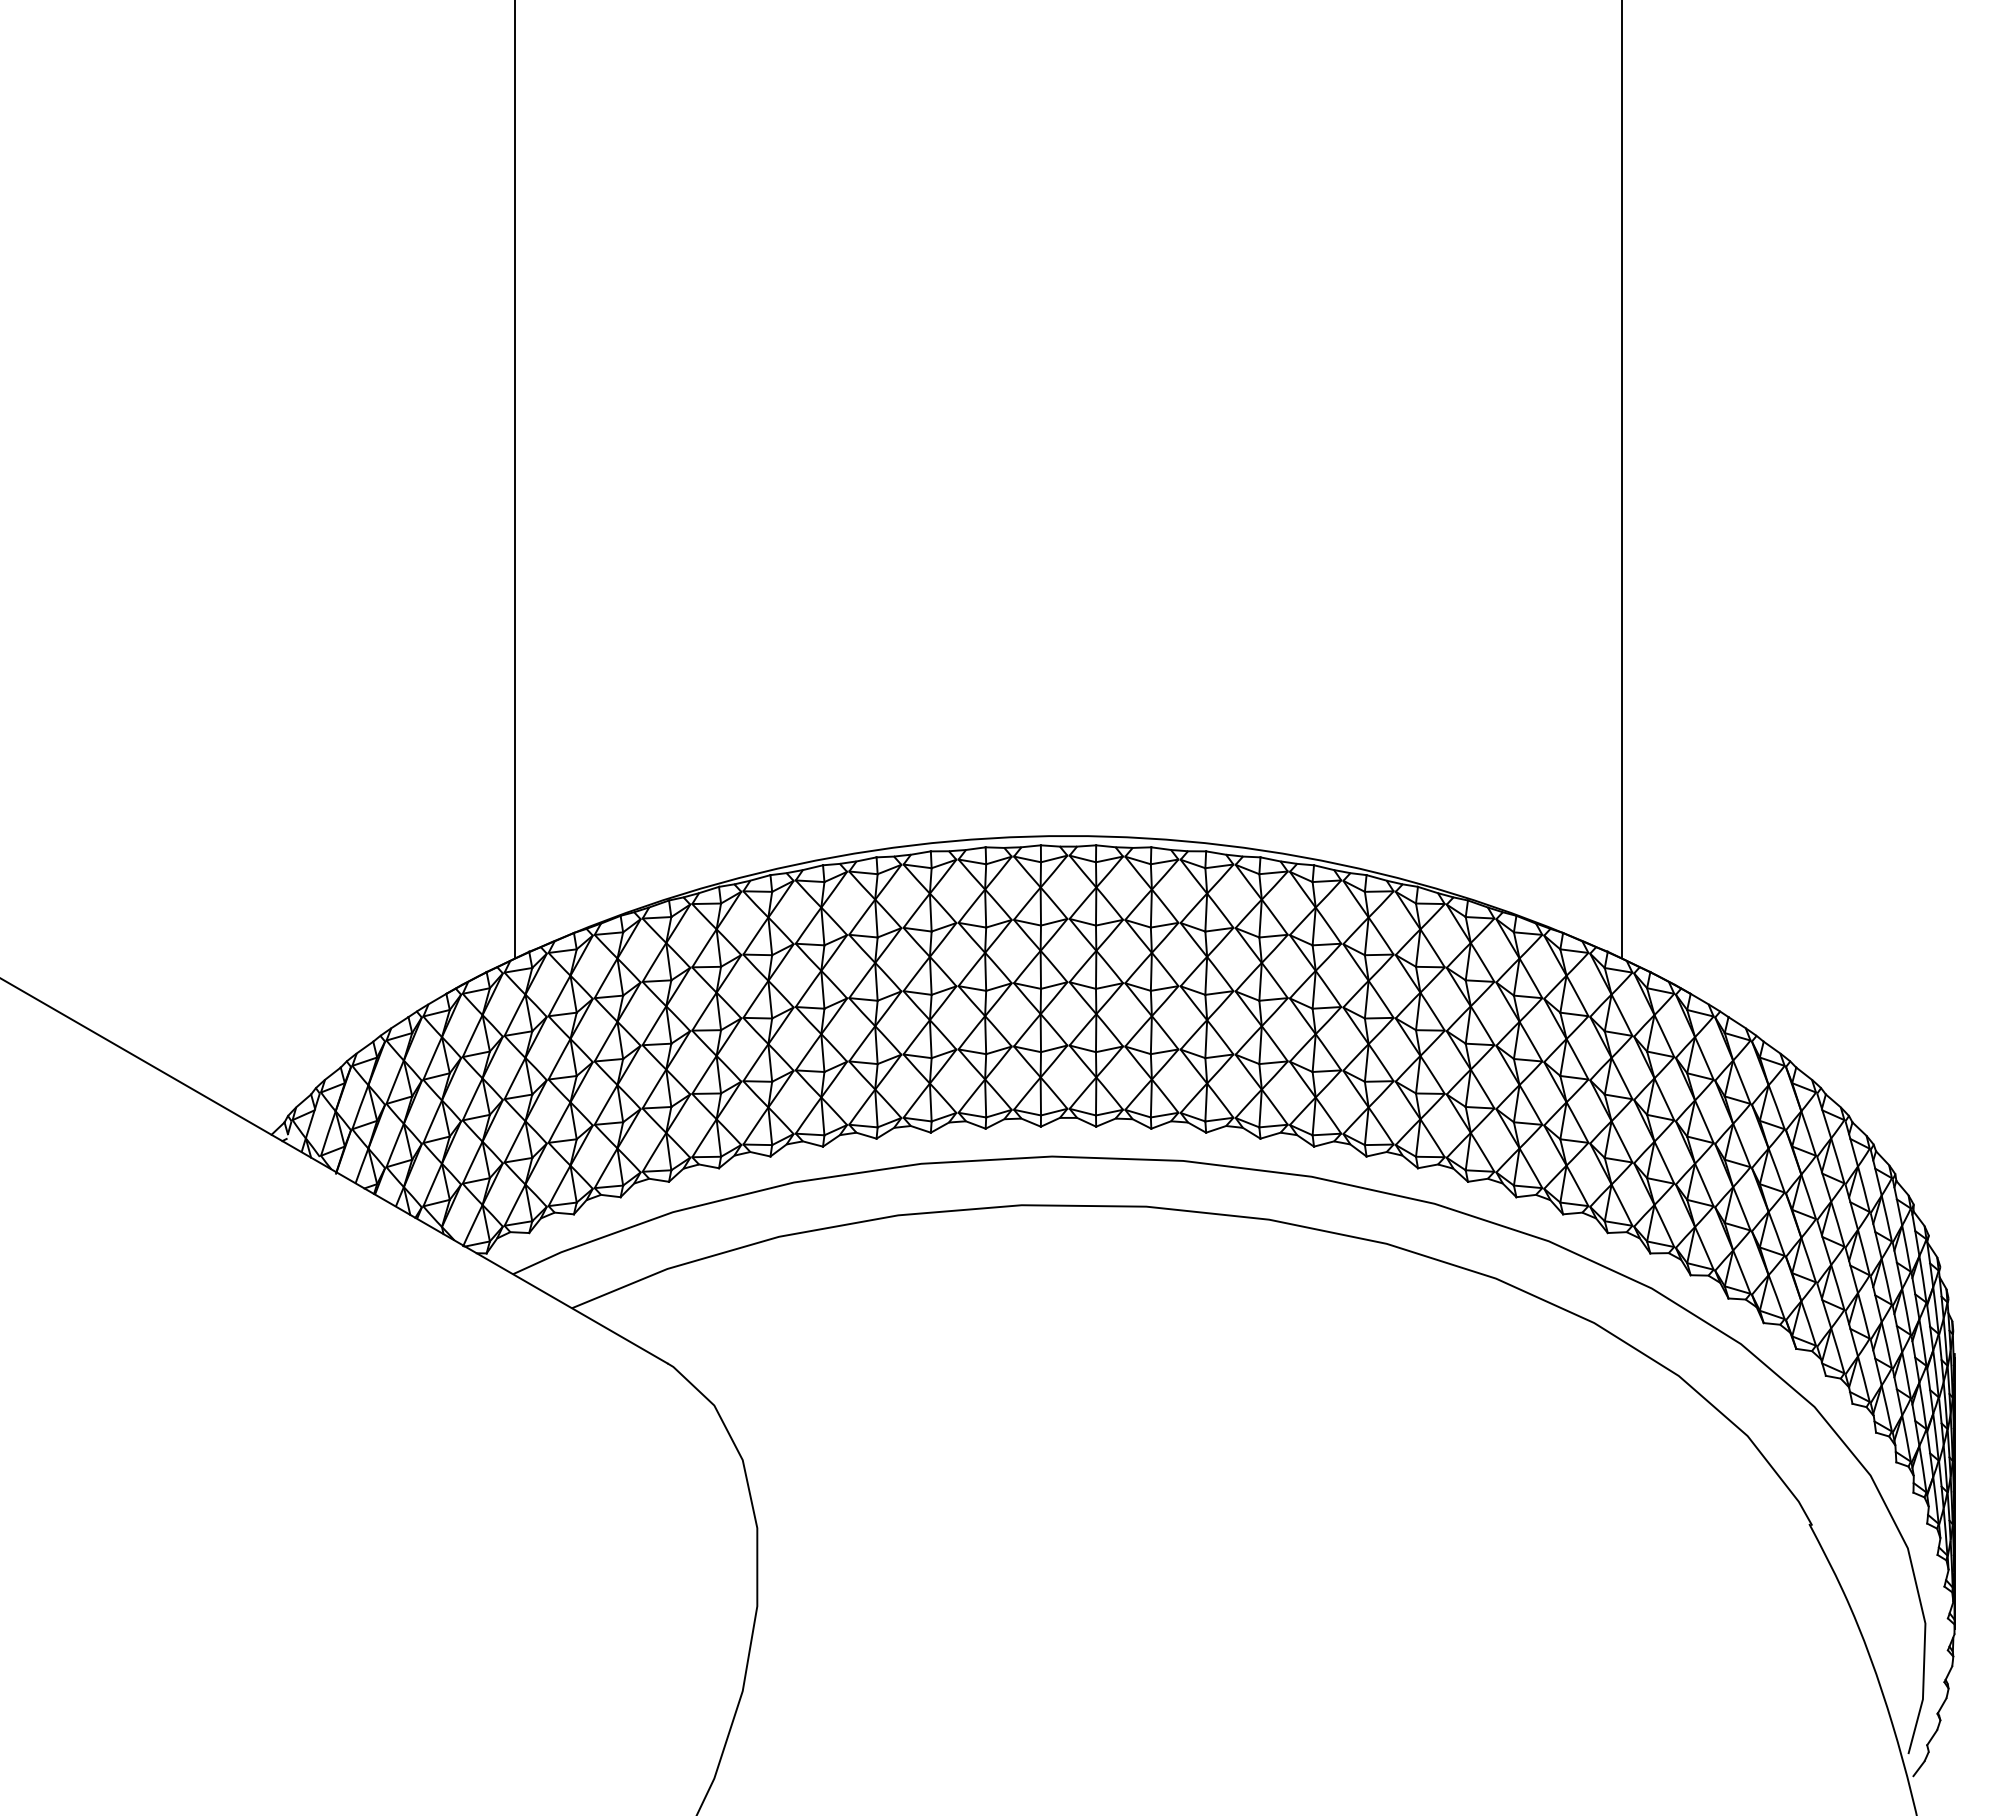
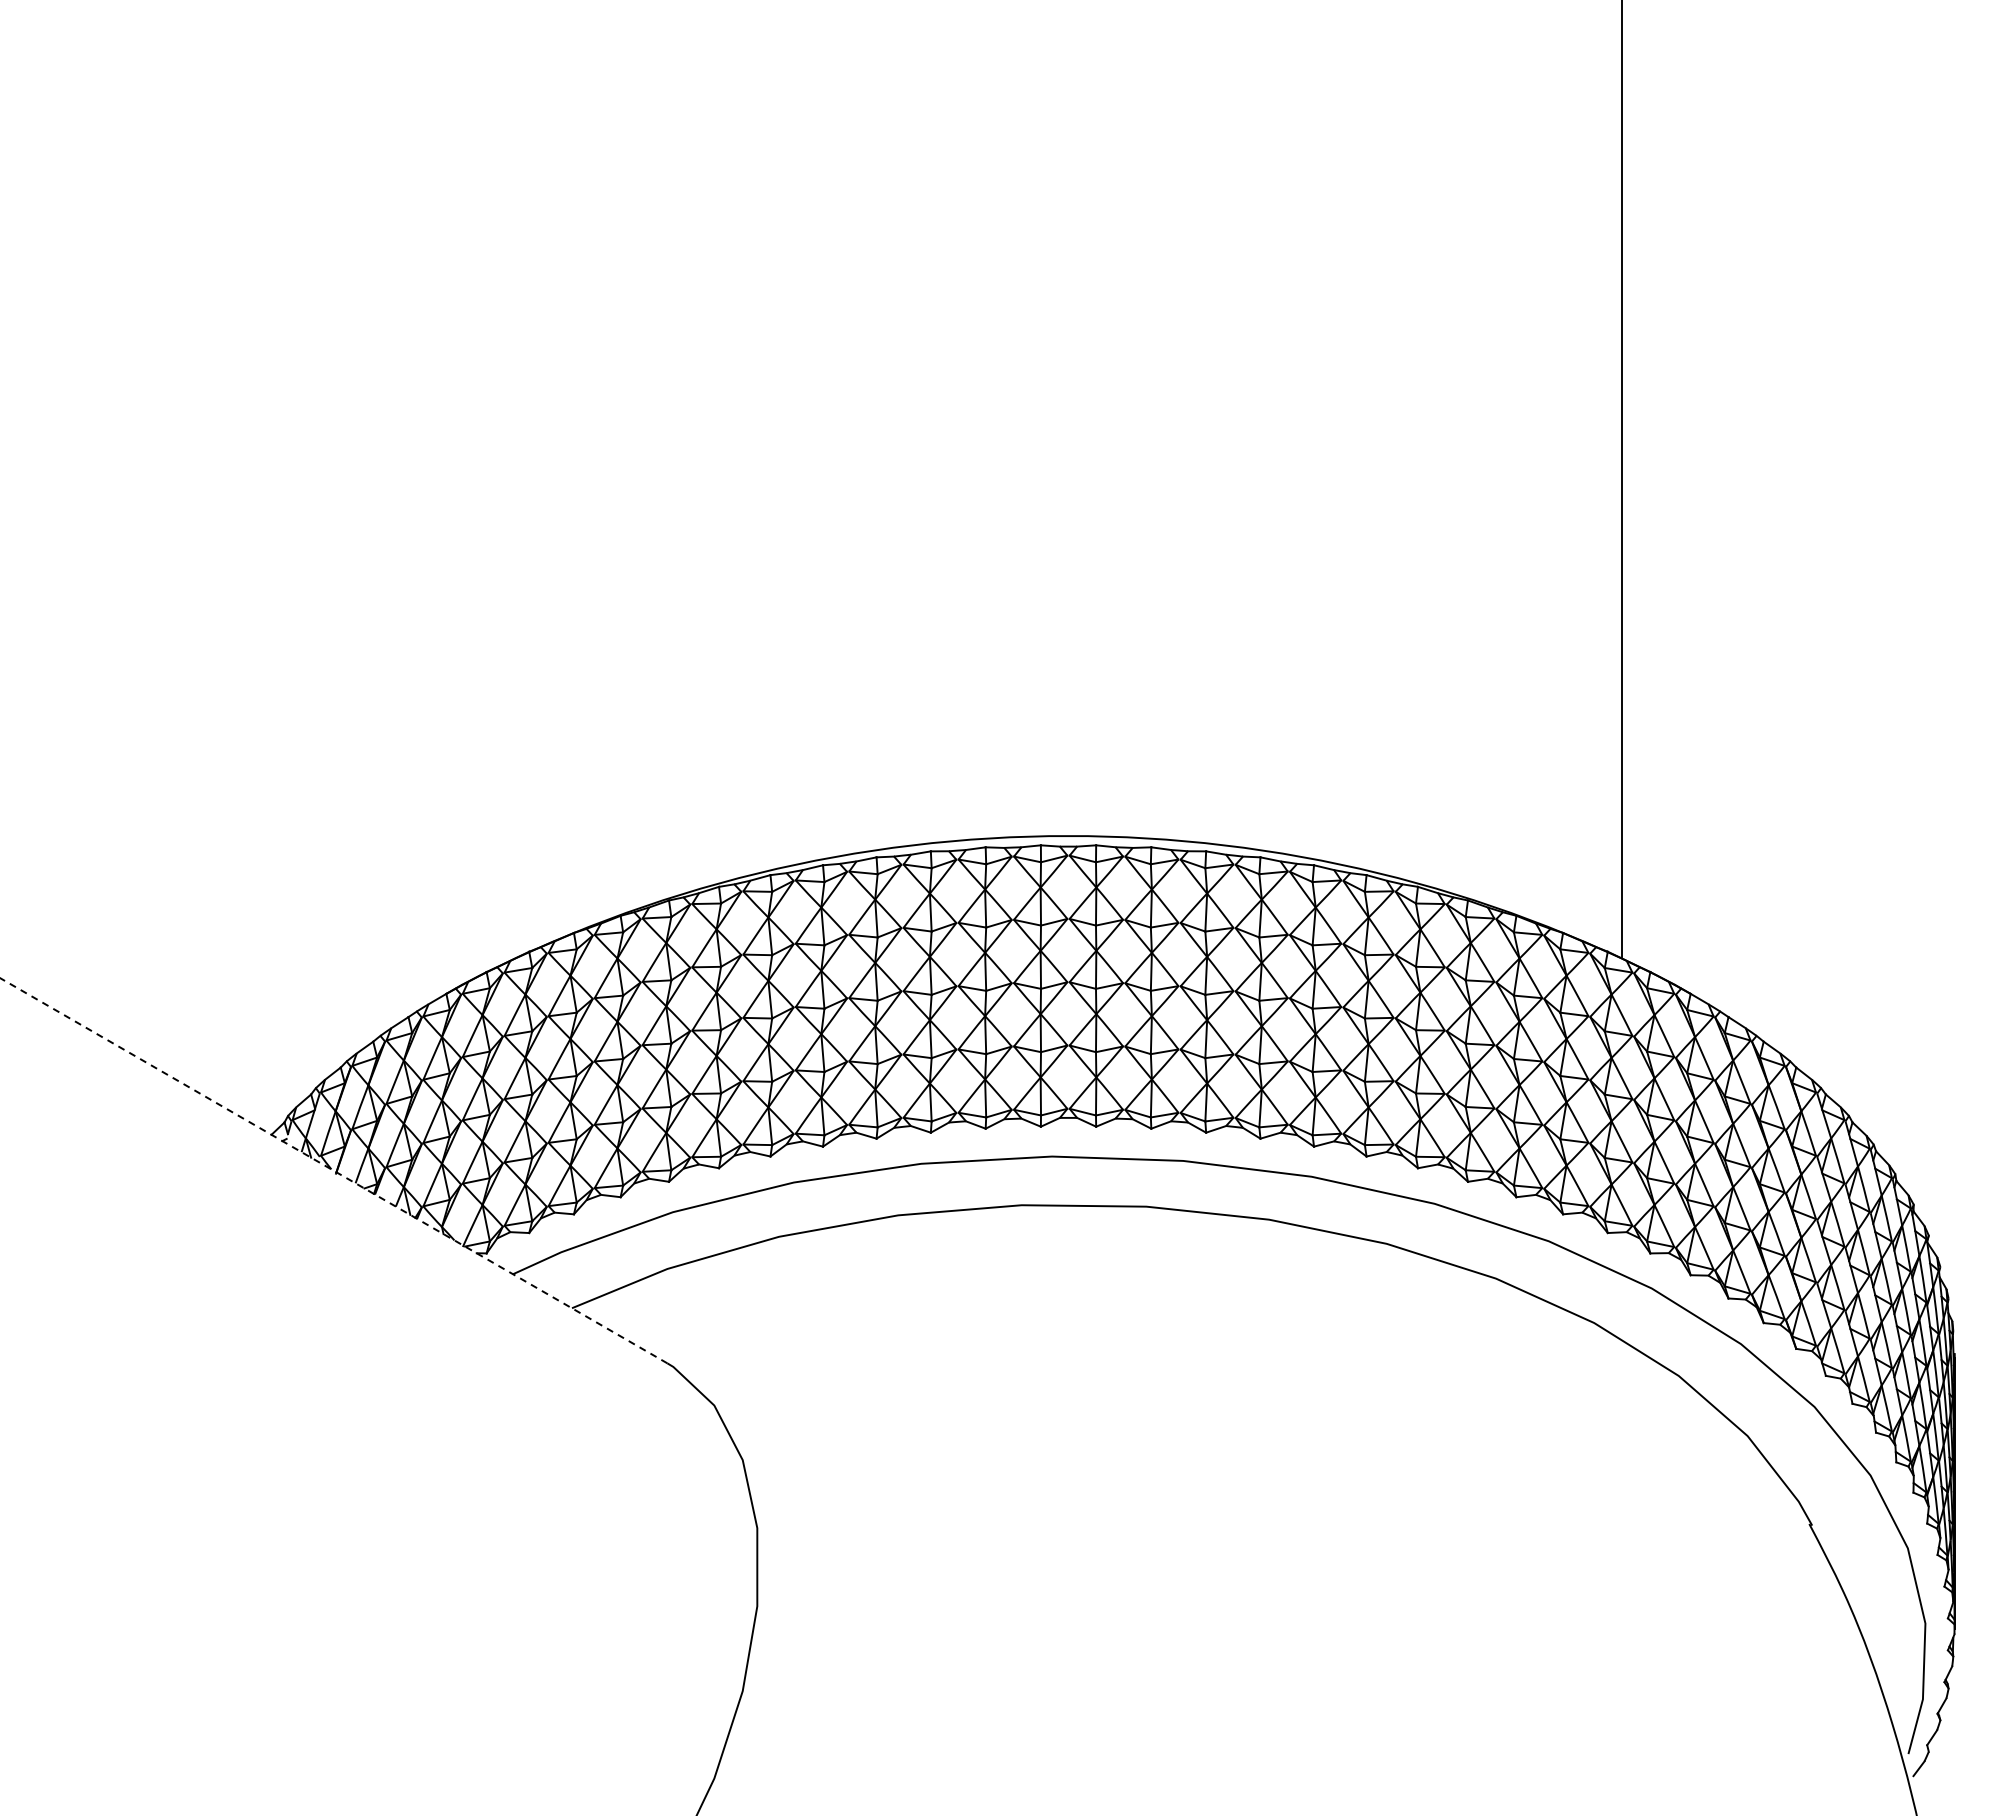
line: present -> none (514, 479)
line: solid -> dashed (334, 1170)
